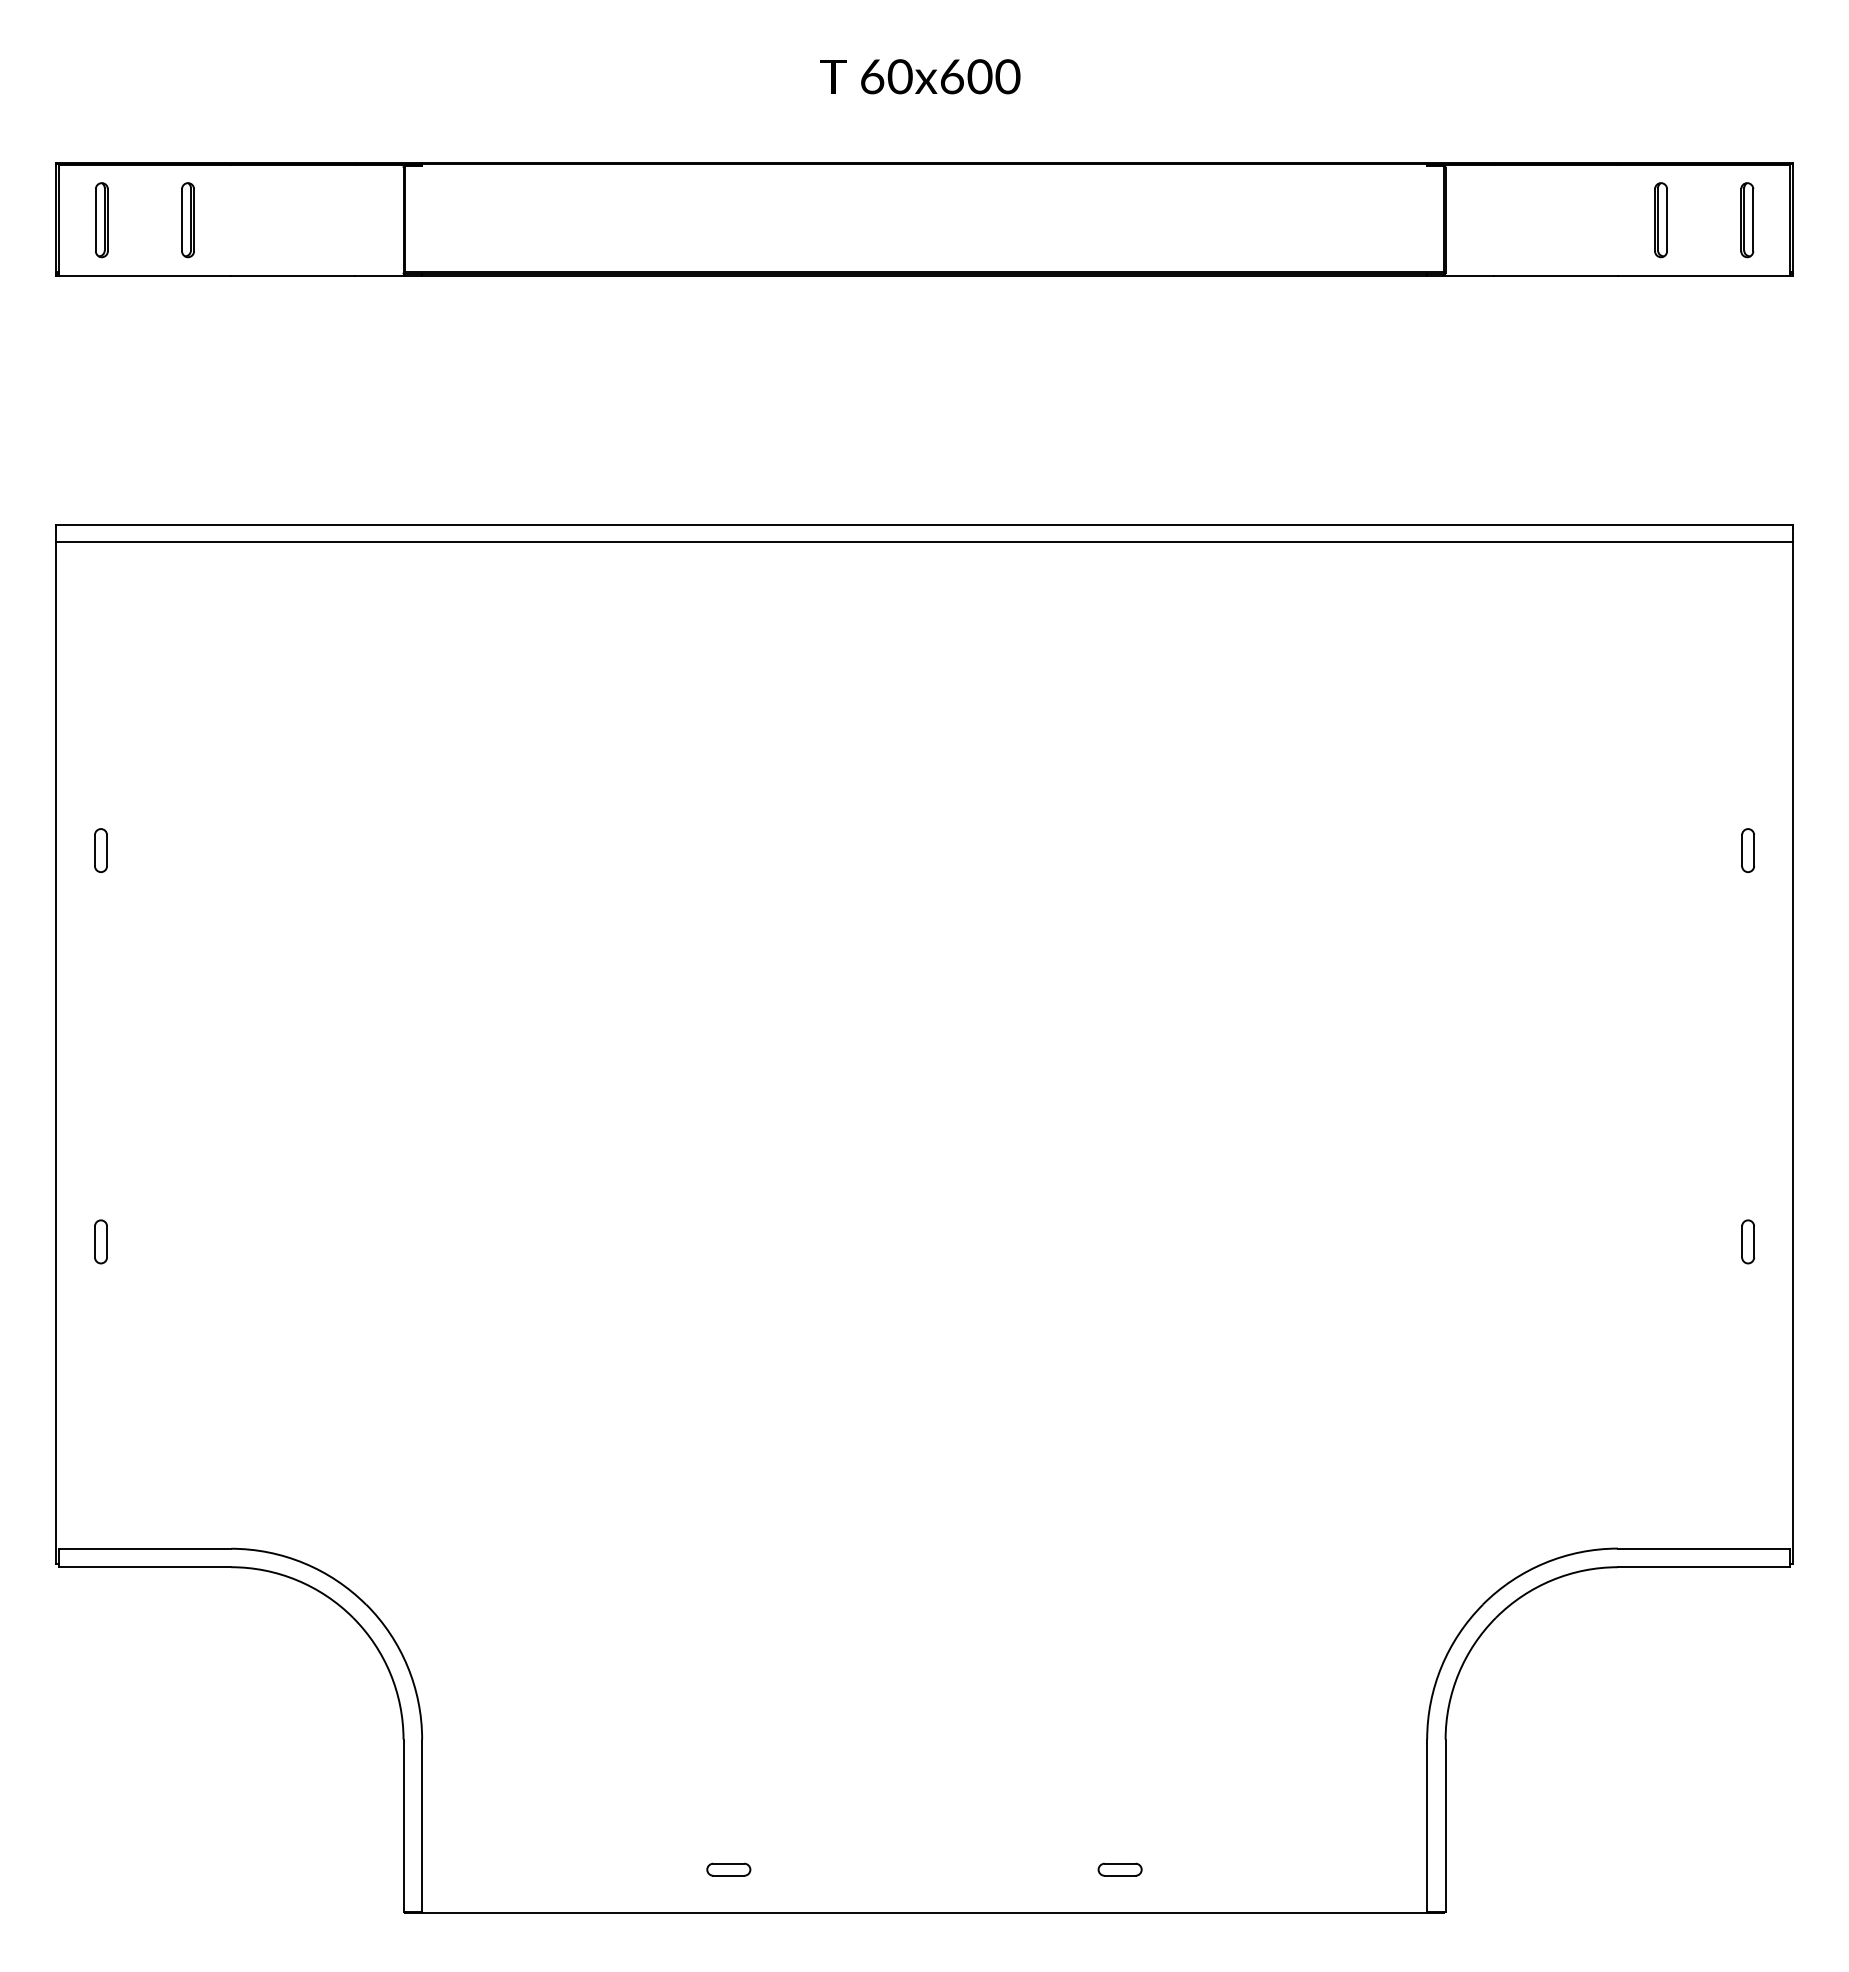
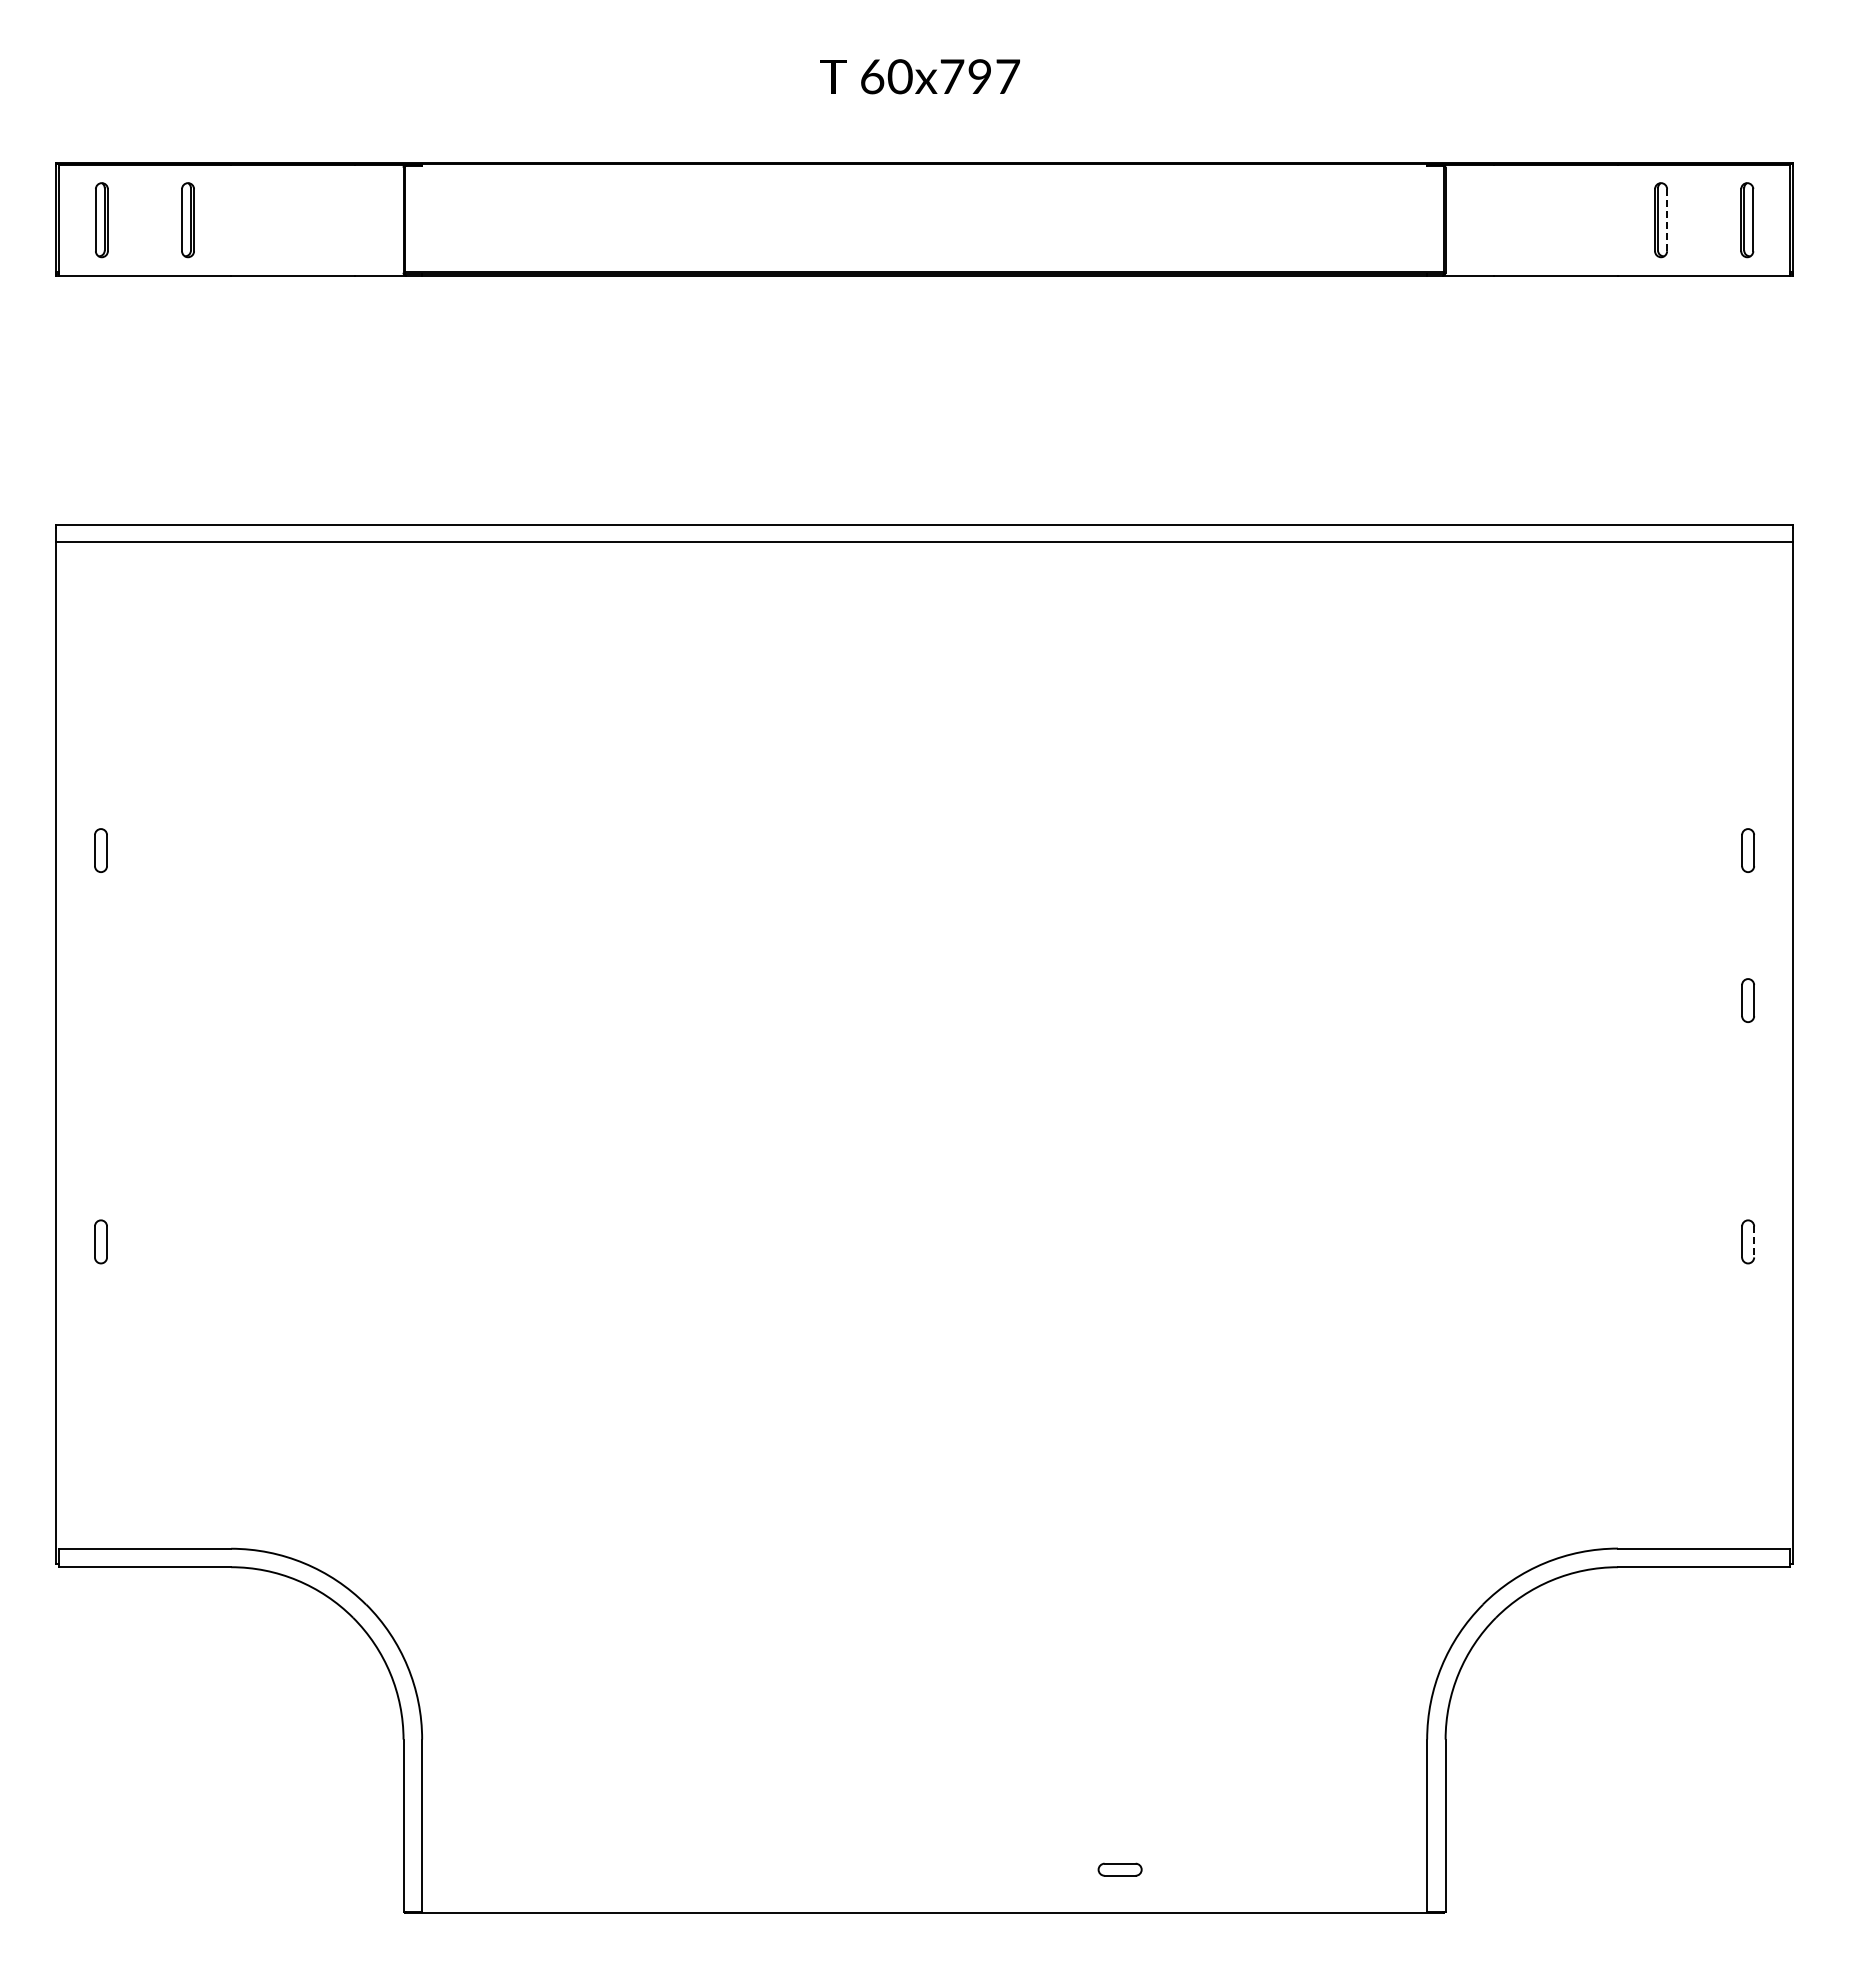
text: 60x600 -> 60x797 (980, 76)
line: solid -> dashed (1667, 220)
part: none -> present (1747, 1000)
line: solid -> dashed (1754, 1241)
part: present -> none (728, 1869)
